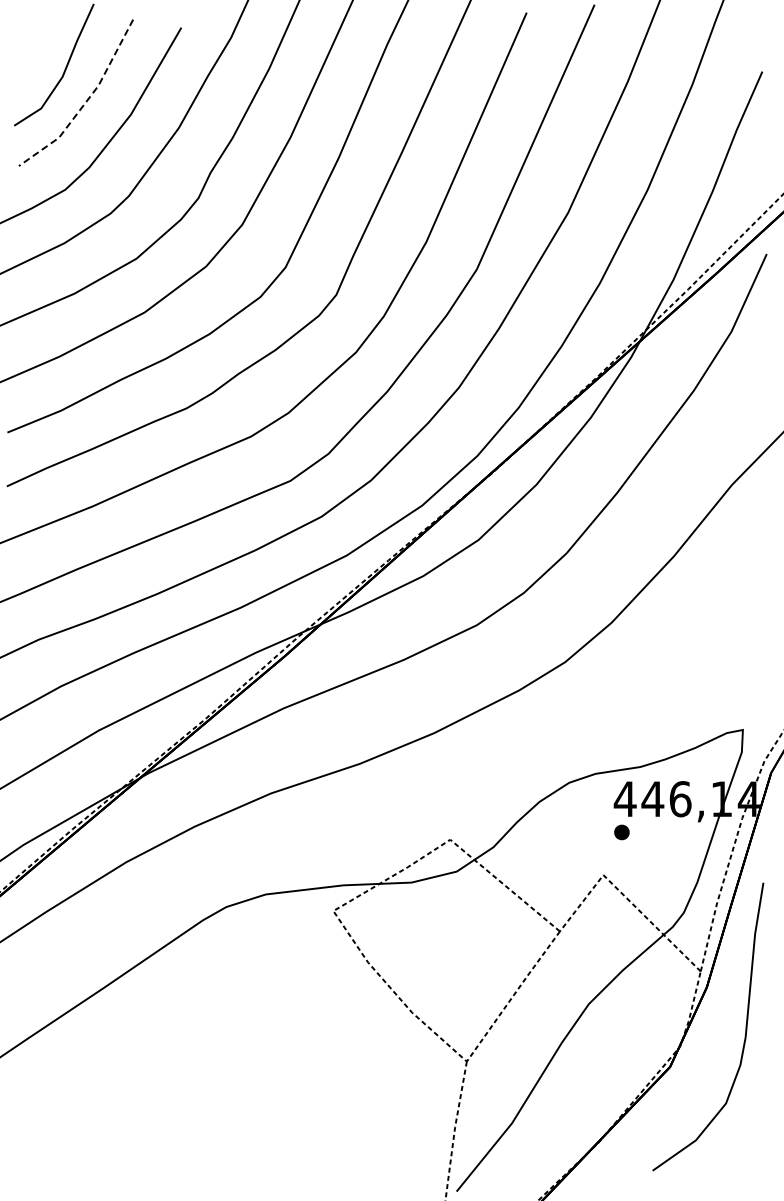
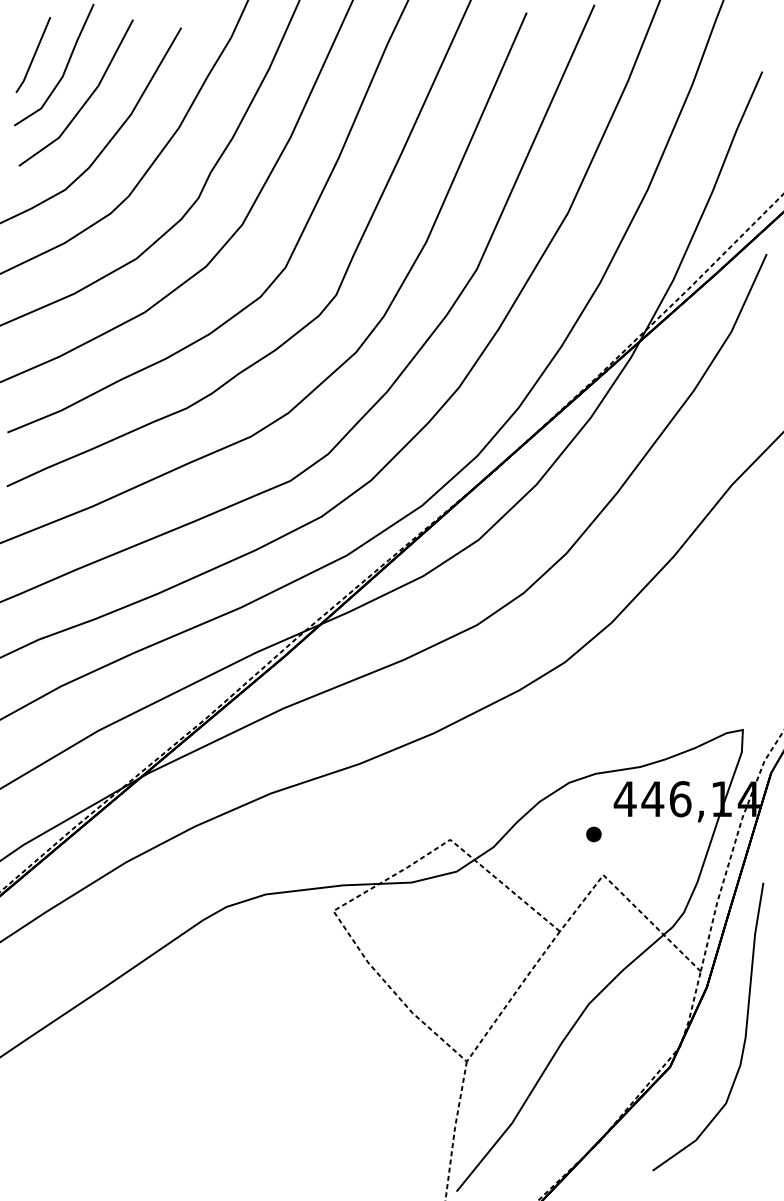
line: none -> present (33, 54)
line: dashed -> solid (86, 101)
part position: (621, 832) -> (593, 834) (593, 834)
